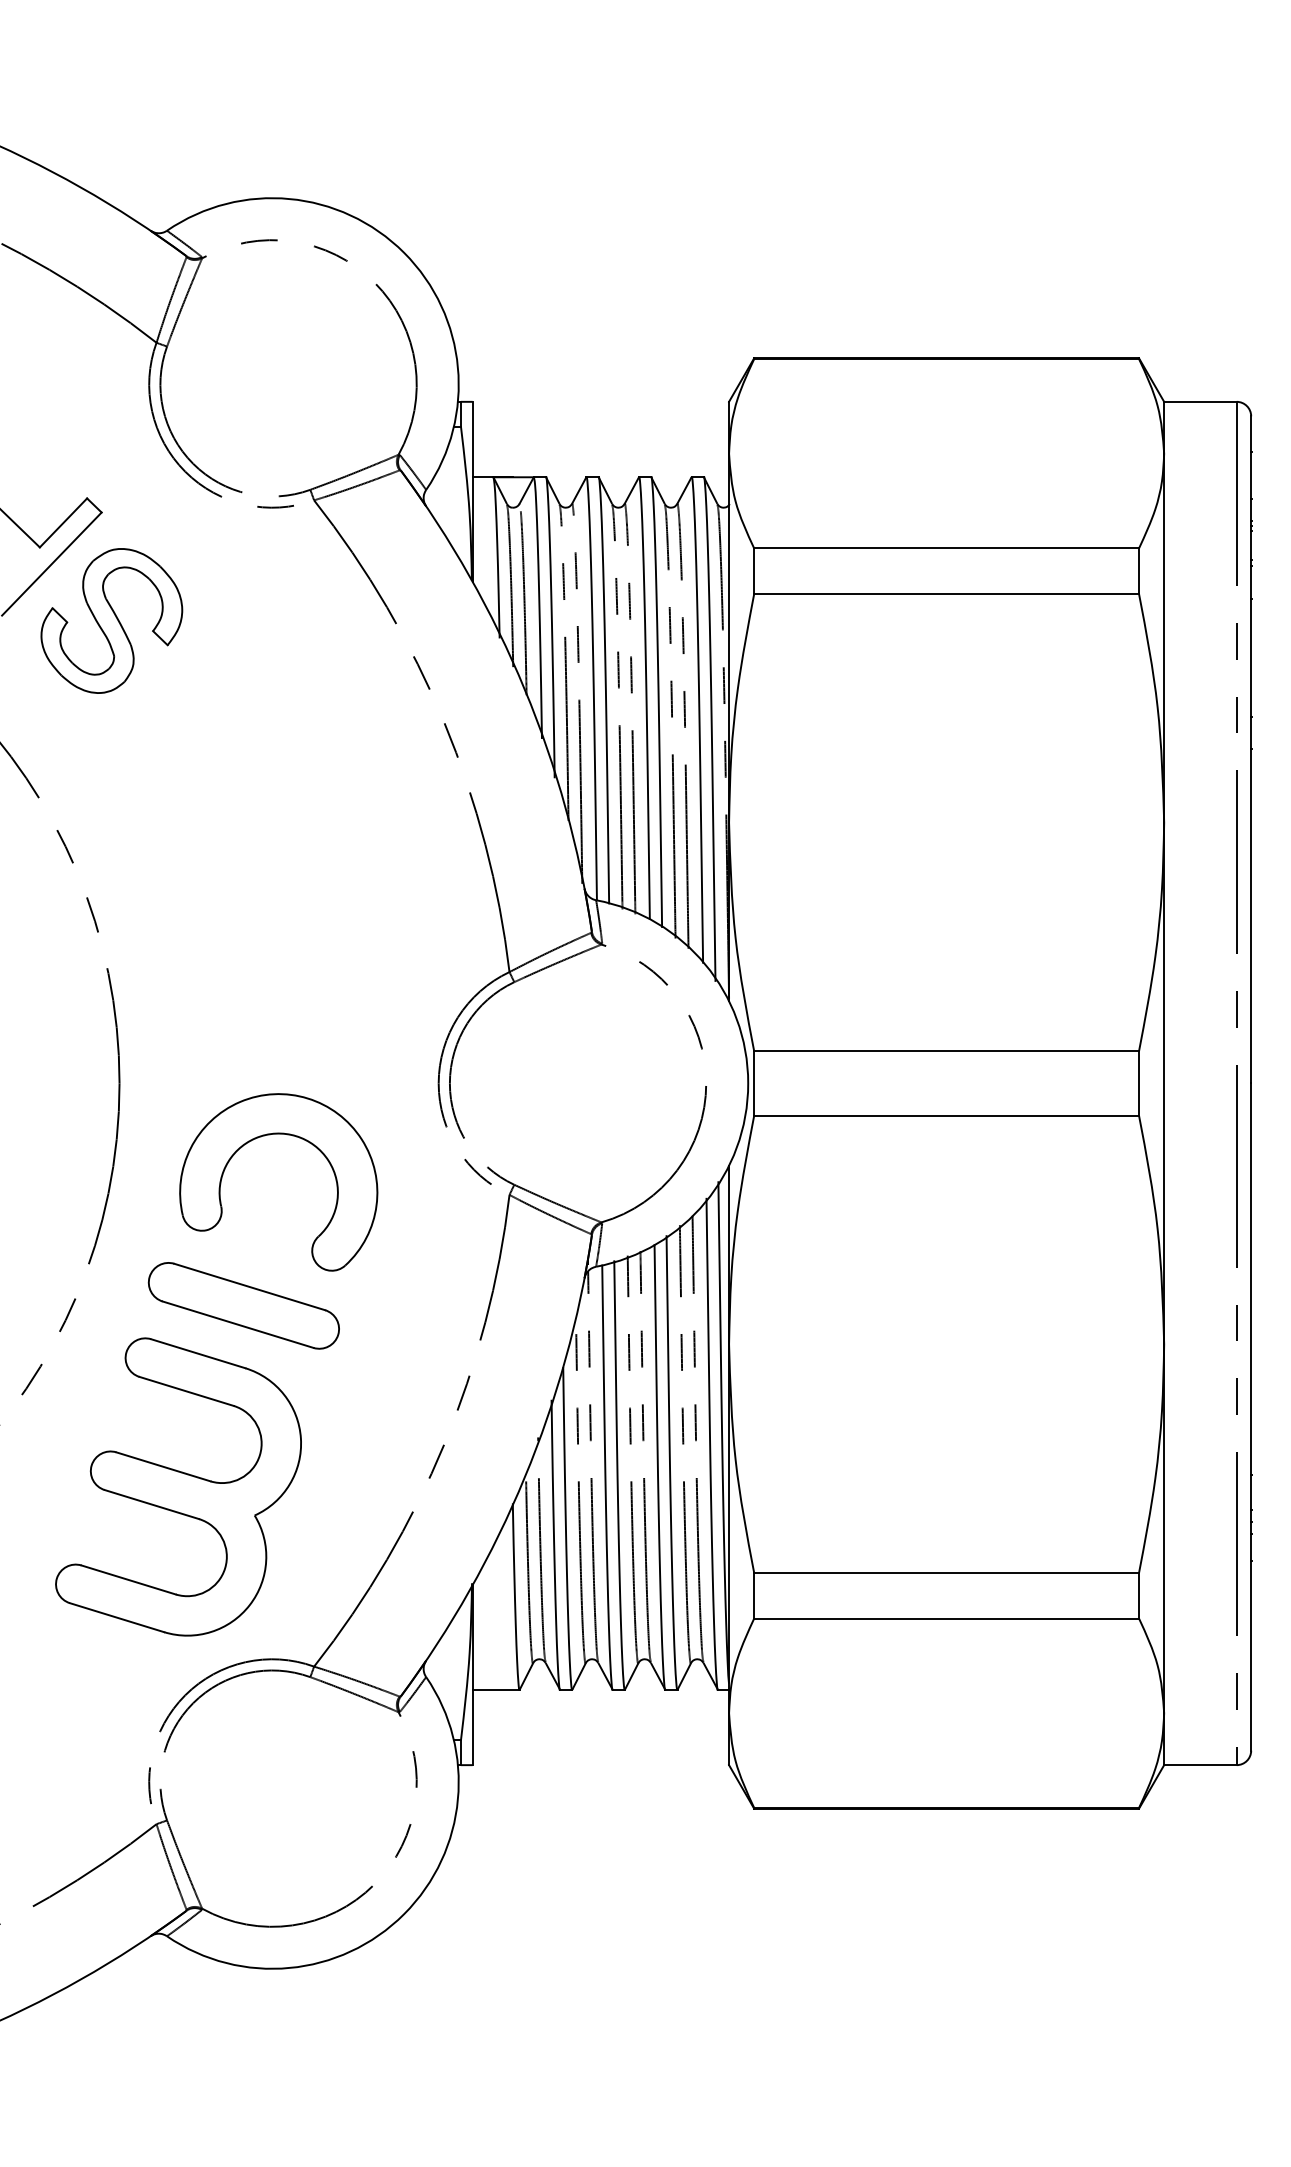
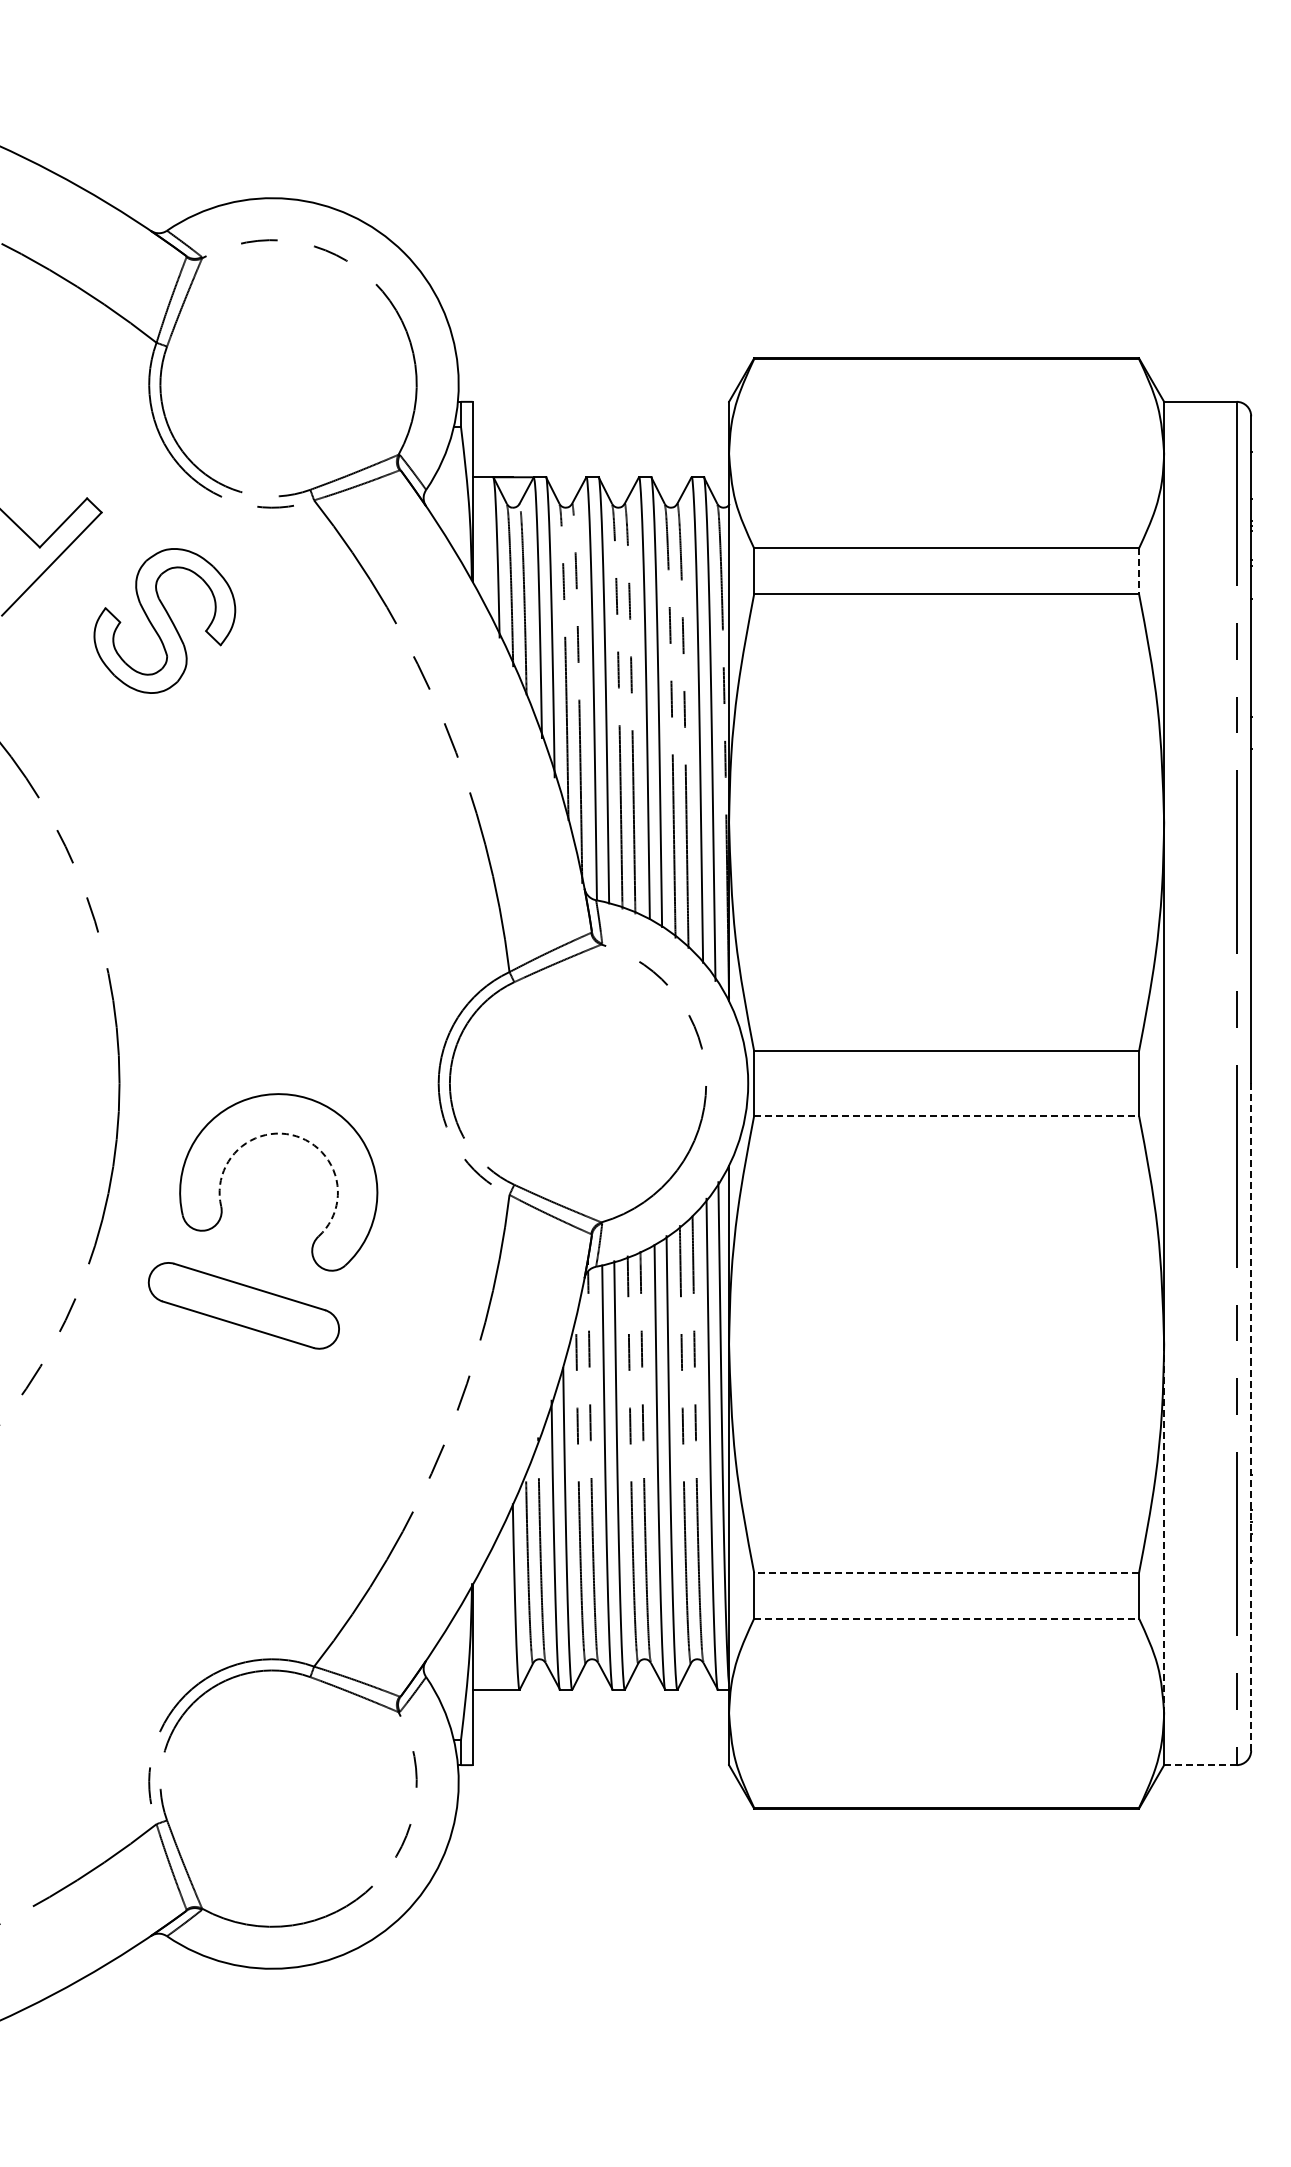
line: solid -> dashed (1139, 571)
part position: (111, 620) -> (164, 620) (164, 620)
line: solid -> dashed (947, 1115)
arc: solid -> dashed (296, 1136)
line: solid -> dashed (1251, 1417)
part: present -> none (178, 1486)
line: solid -> dashed (1164, 1529)
line: solid -> dashed (946, 1572)
line: solid -> dashed (947, 1618)
line: solid -> dashed (1200, 1765)
